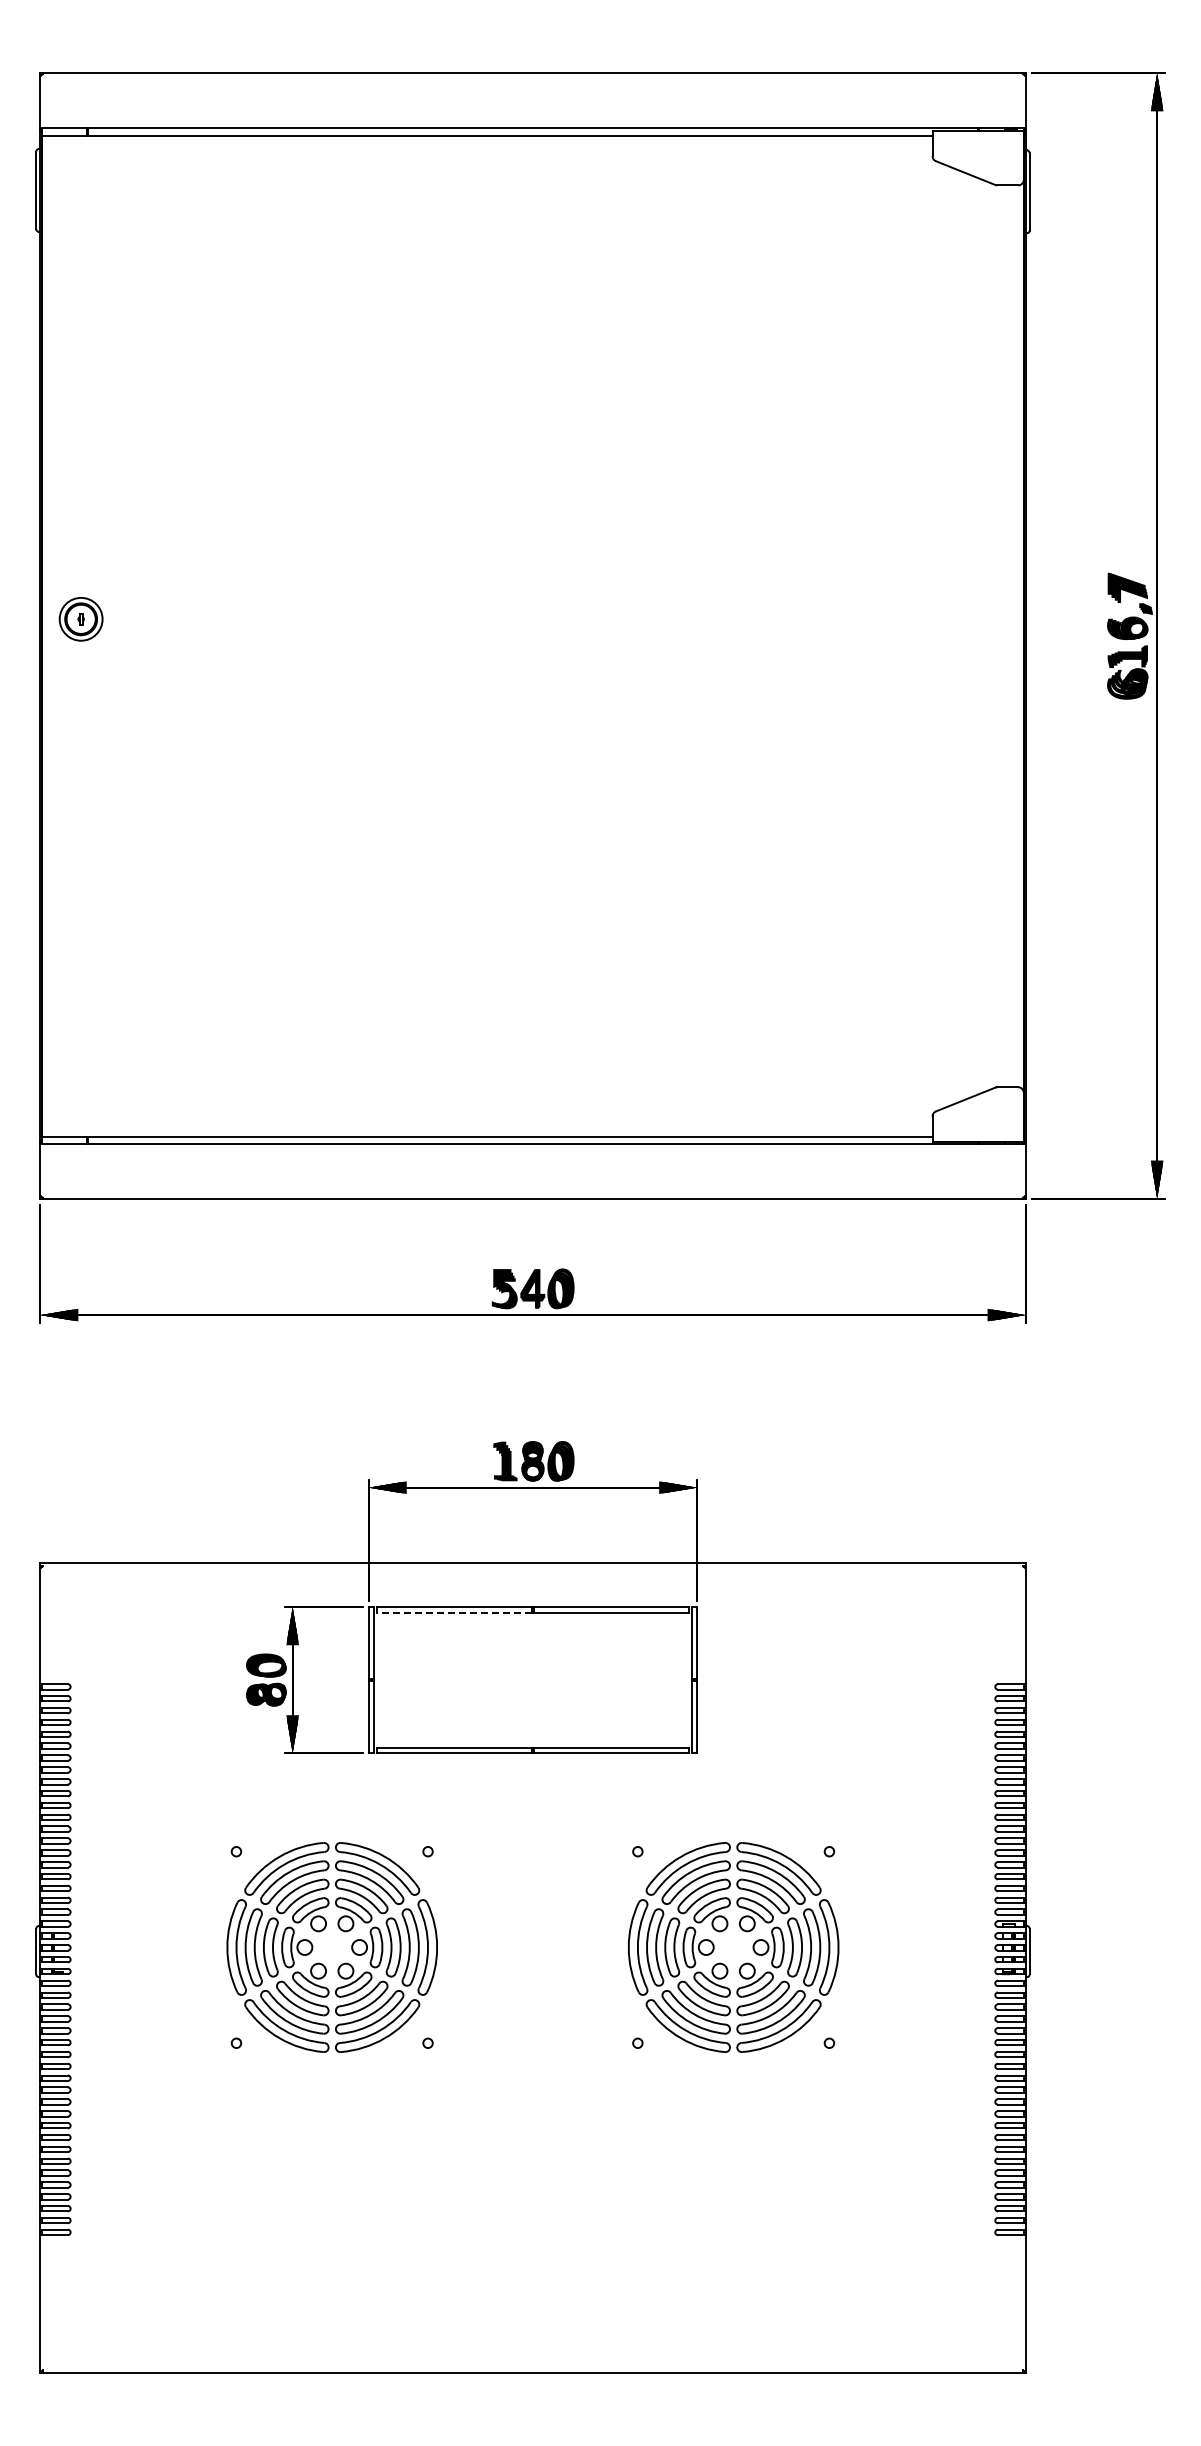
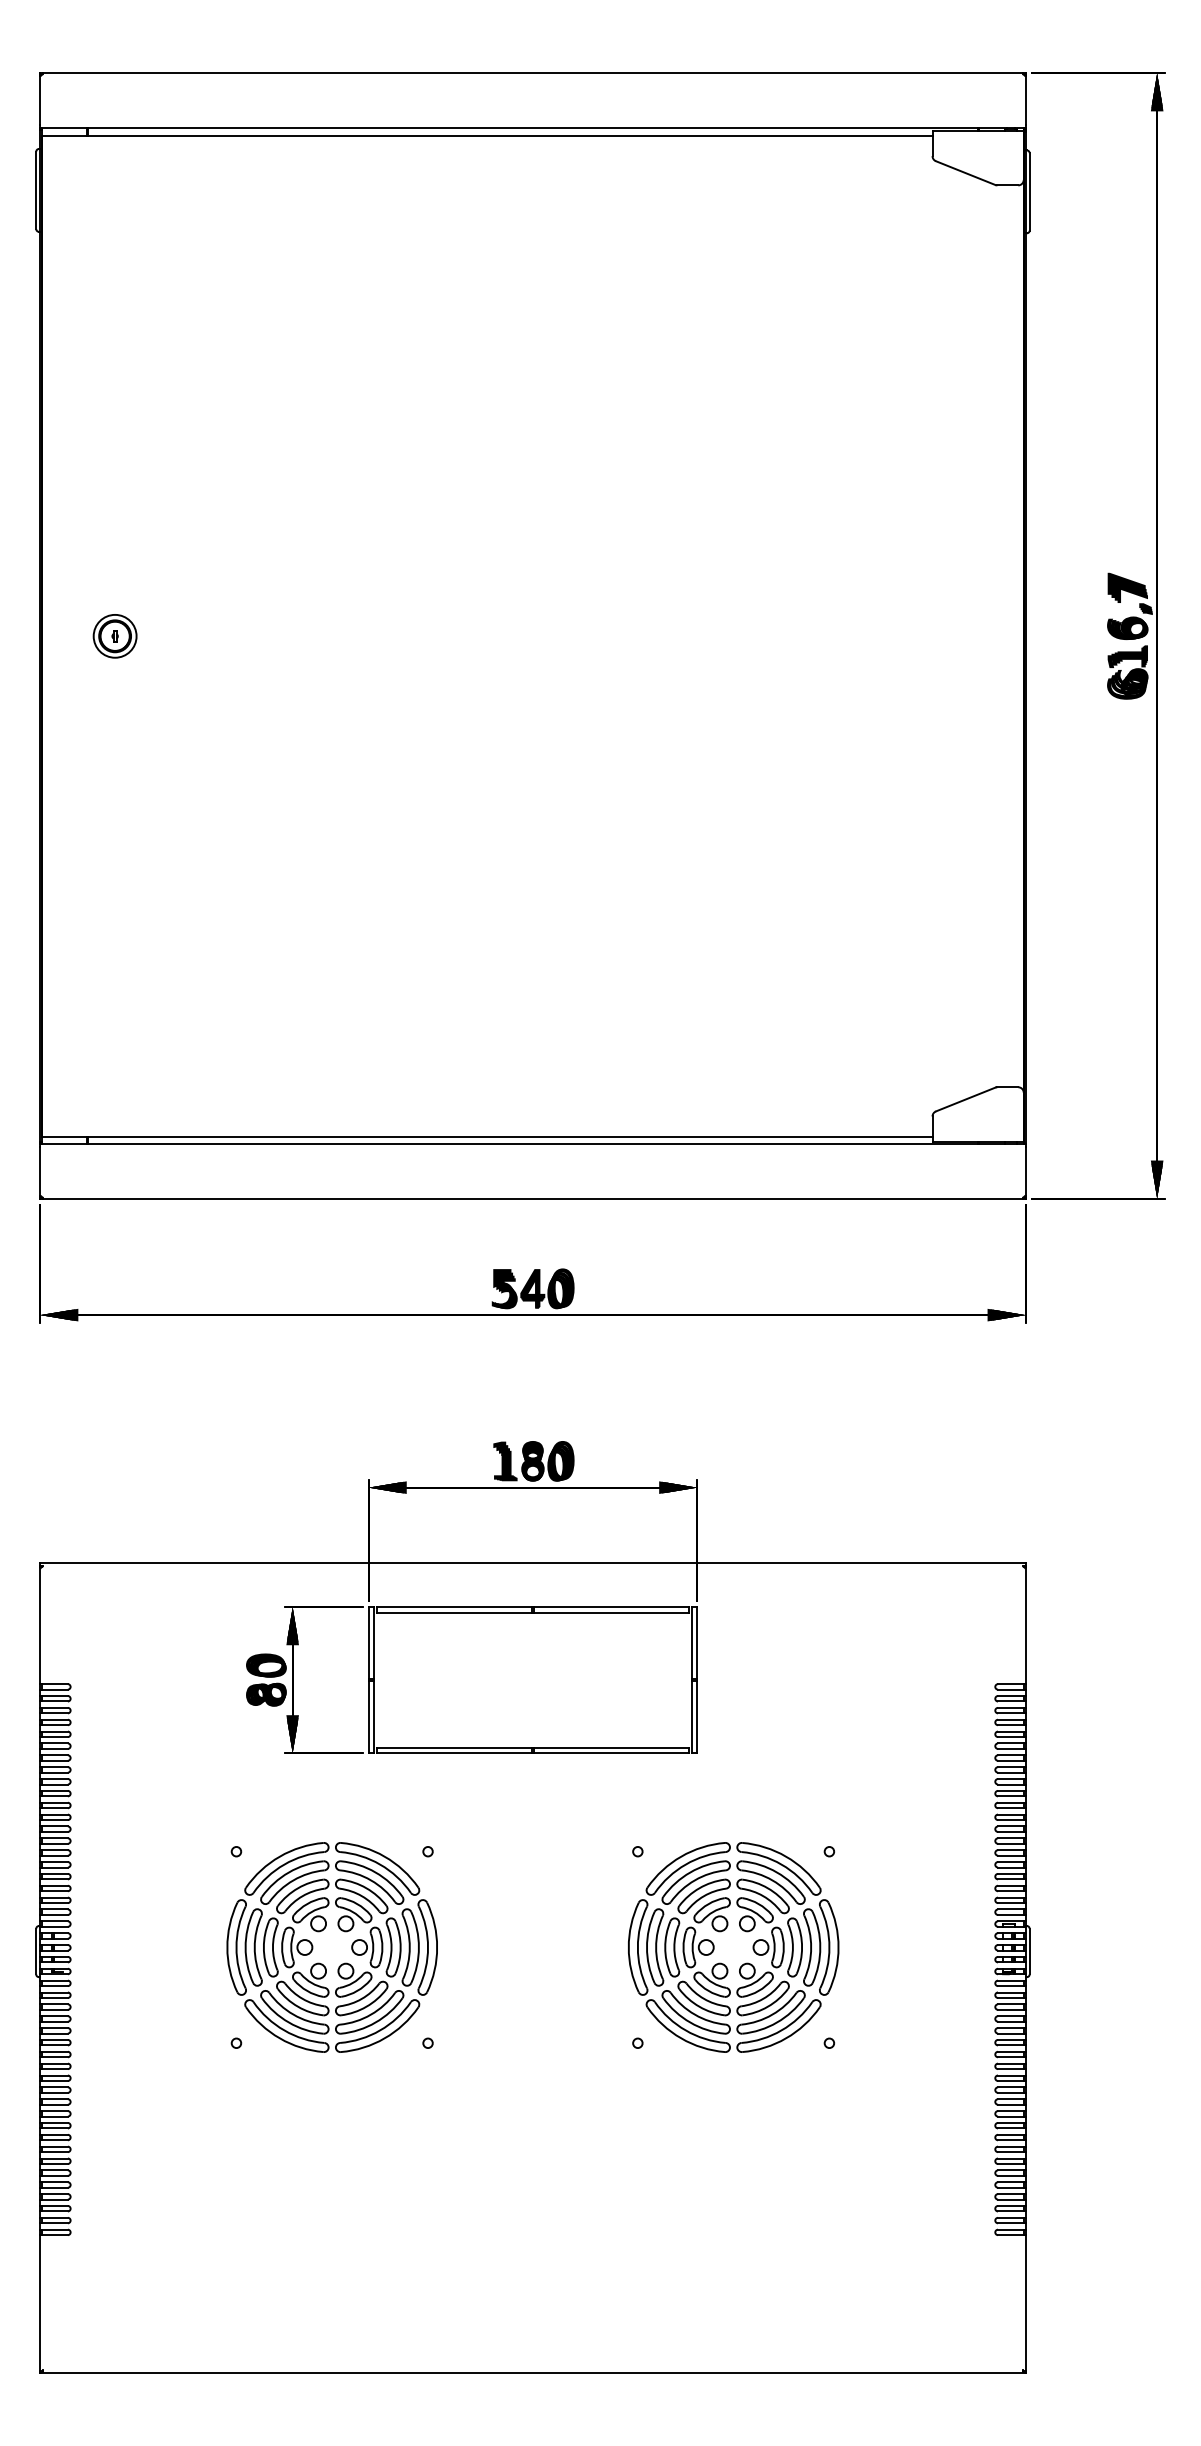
part position: (80, 619) -> (114, 636) (114, 636)
line: dashed -> solid (453, 1612)
